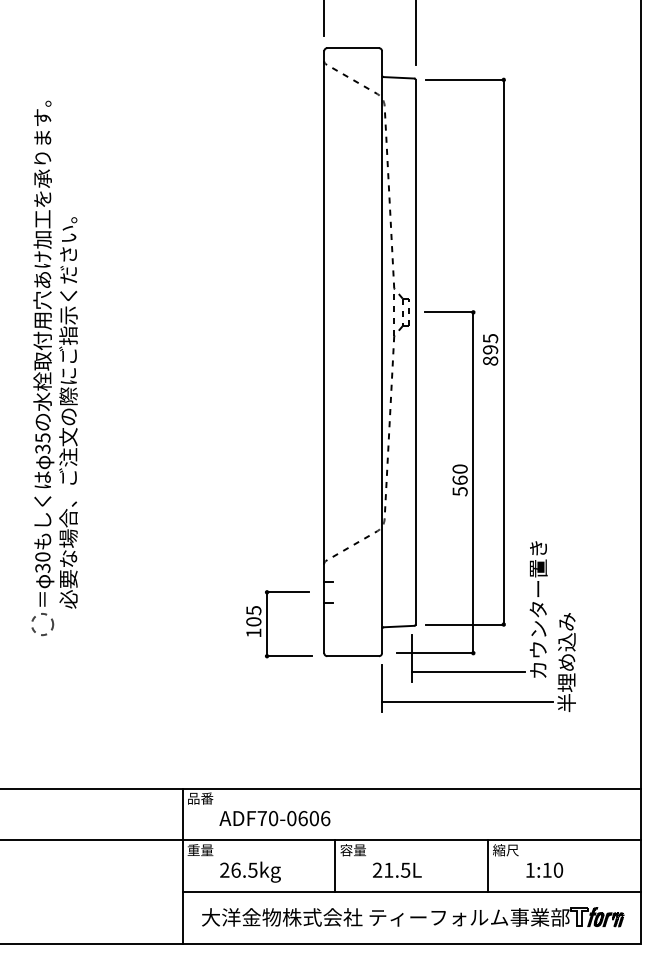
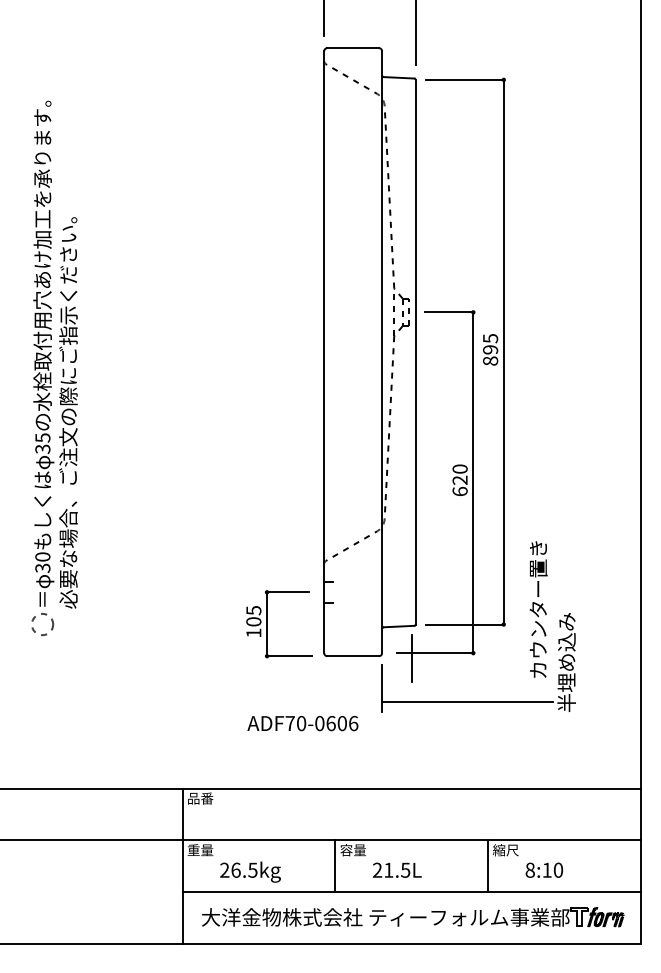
text: 560 -> 620 (459, 485)
line: present -> none (468, 671)
text position: (274, 818) -> (302, 723) (302, 723)
text: 1:10 -> 8:10 (529, 869)
